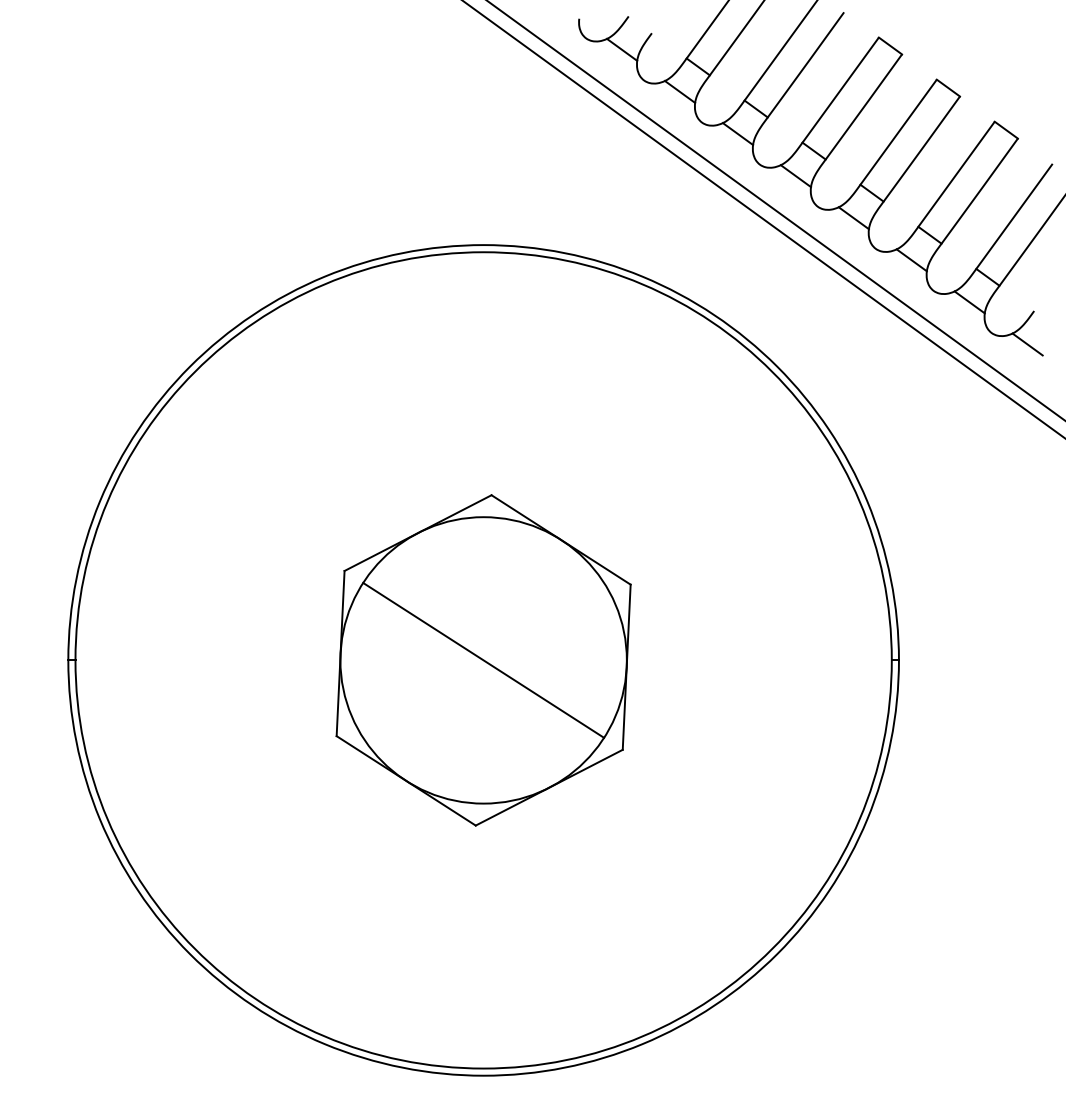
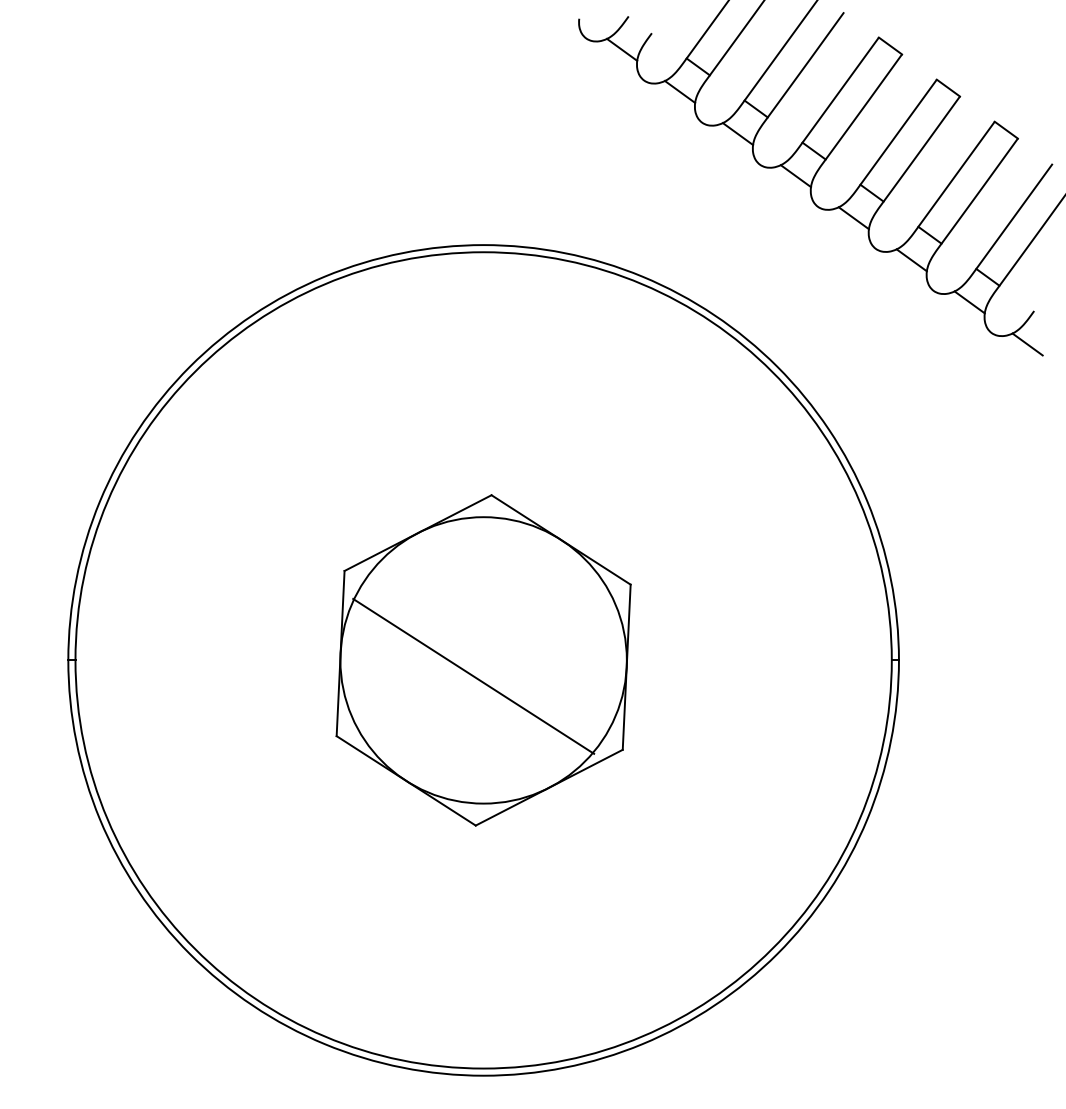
line: present -> none (775, 210)
line: present -> none (763, 219)
line position: (483, 659) -> (473, 675) (473, 675)
